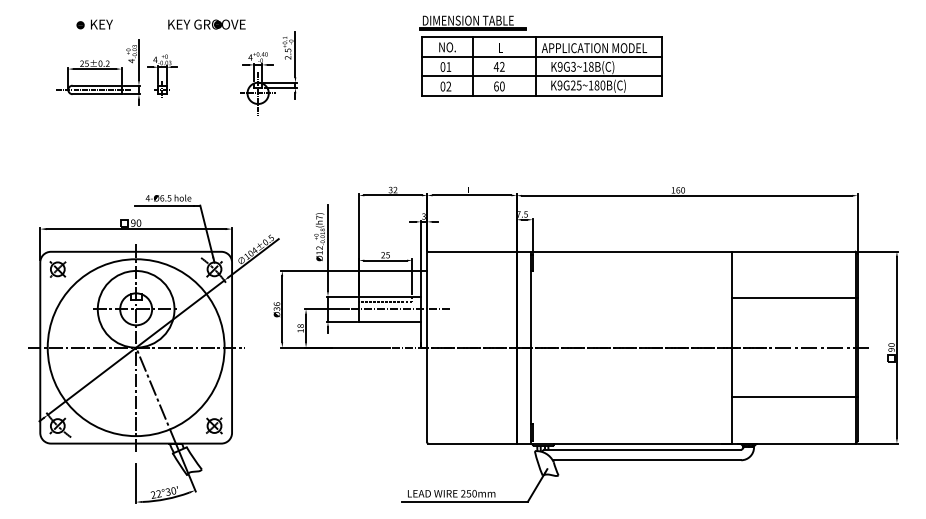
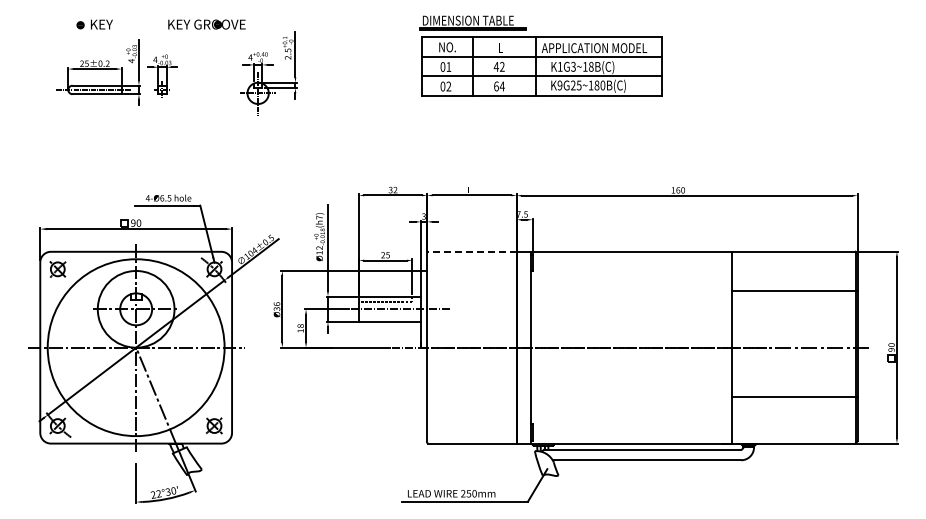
text: K9G3~18B(C) -> K1G3~18B(C) (559, 66)
text: 60 -> 64 (501, 86)
line: solid -> dashed (472, 251)
line position: (794, 298) -> (794, 291) (794, 291)
